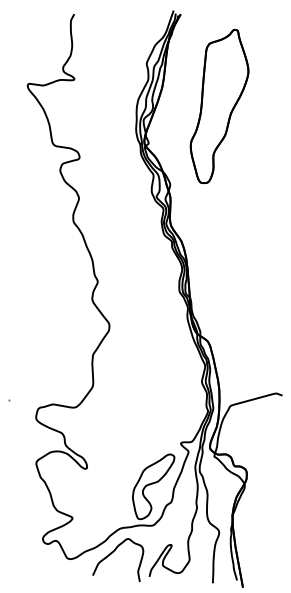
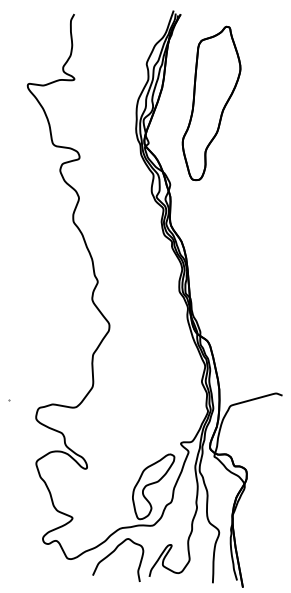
part position: (219, 106) -> (211, 103) (211, 103)
